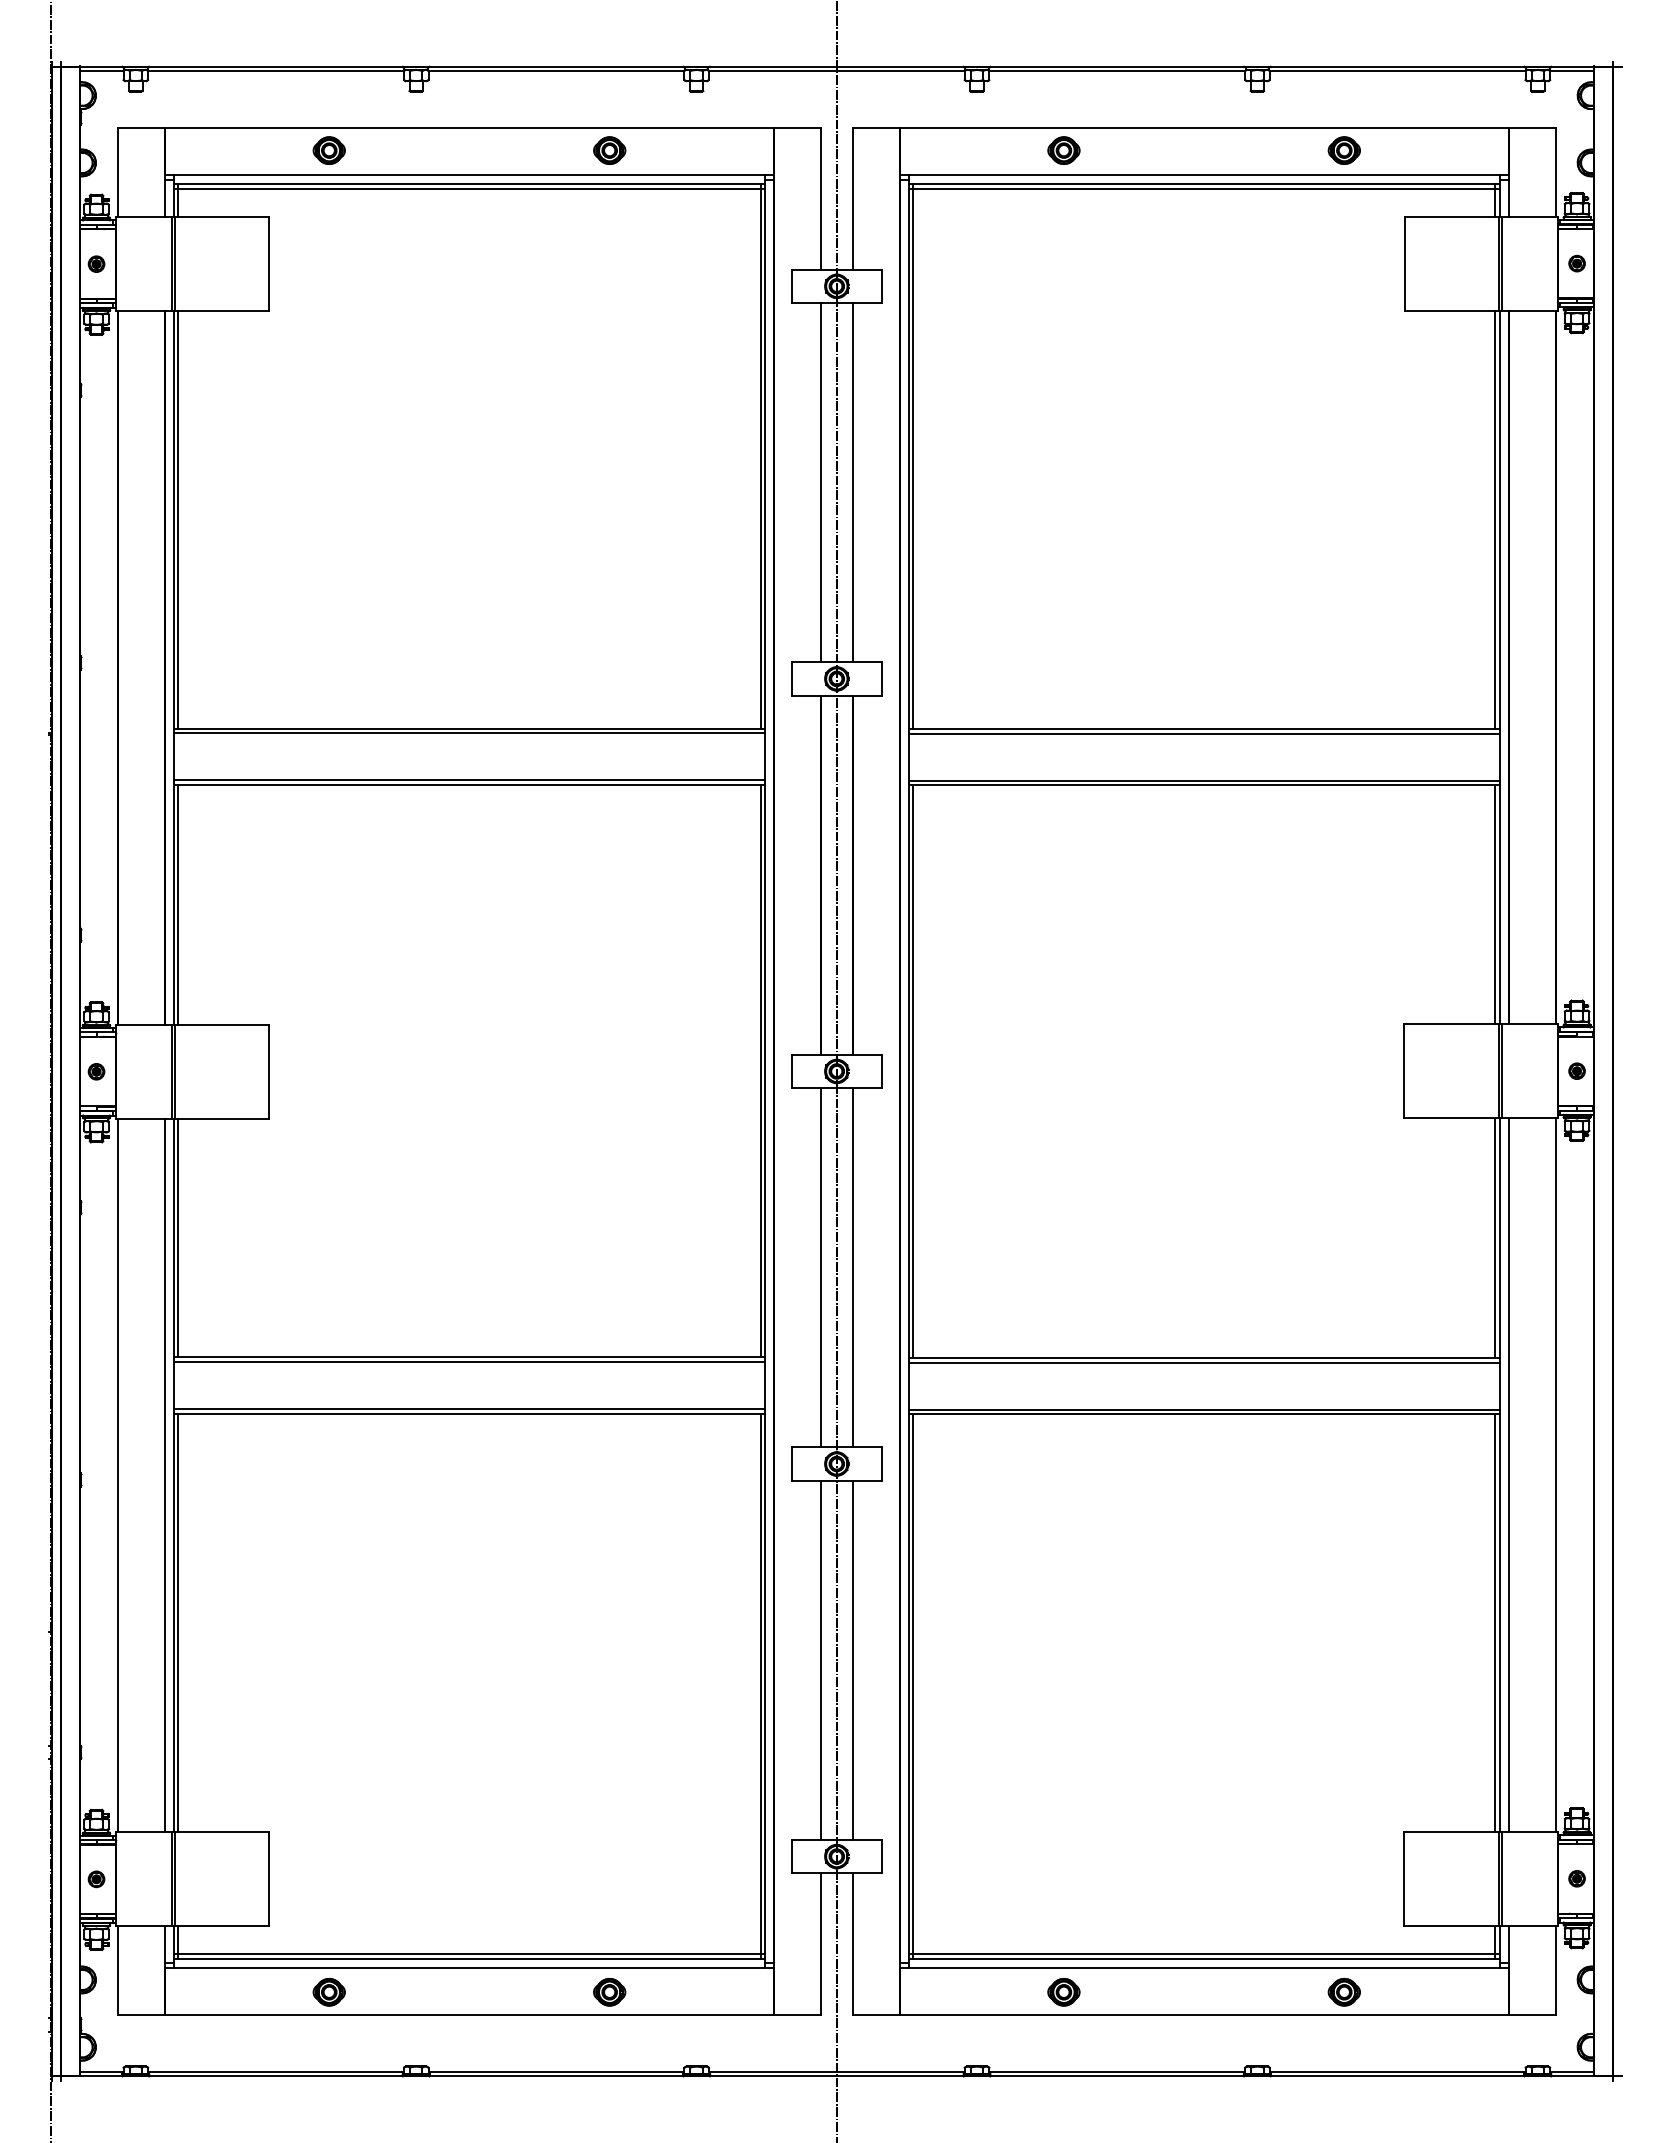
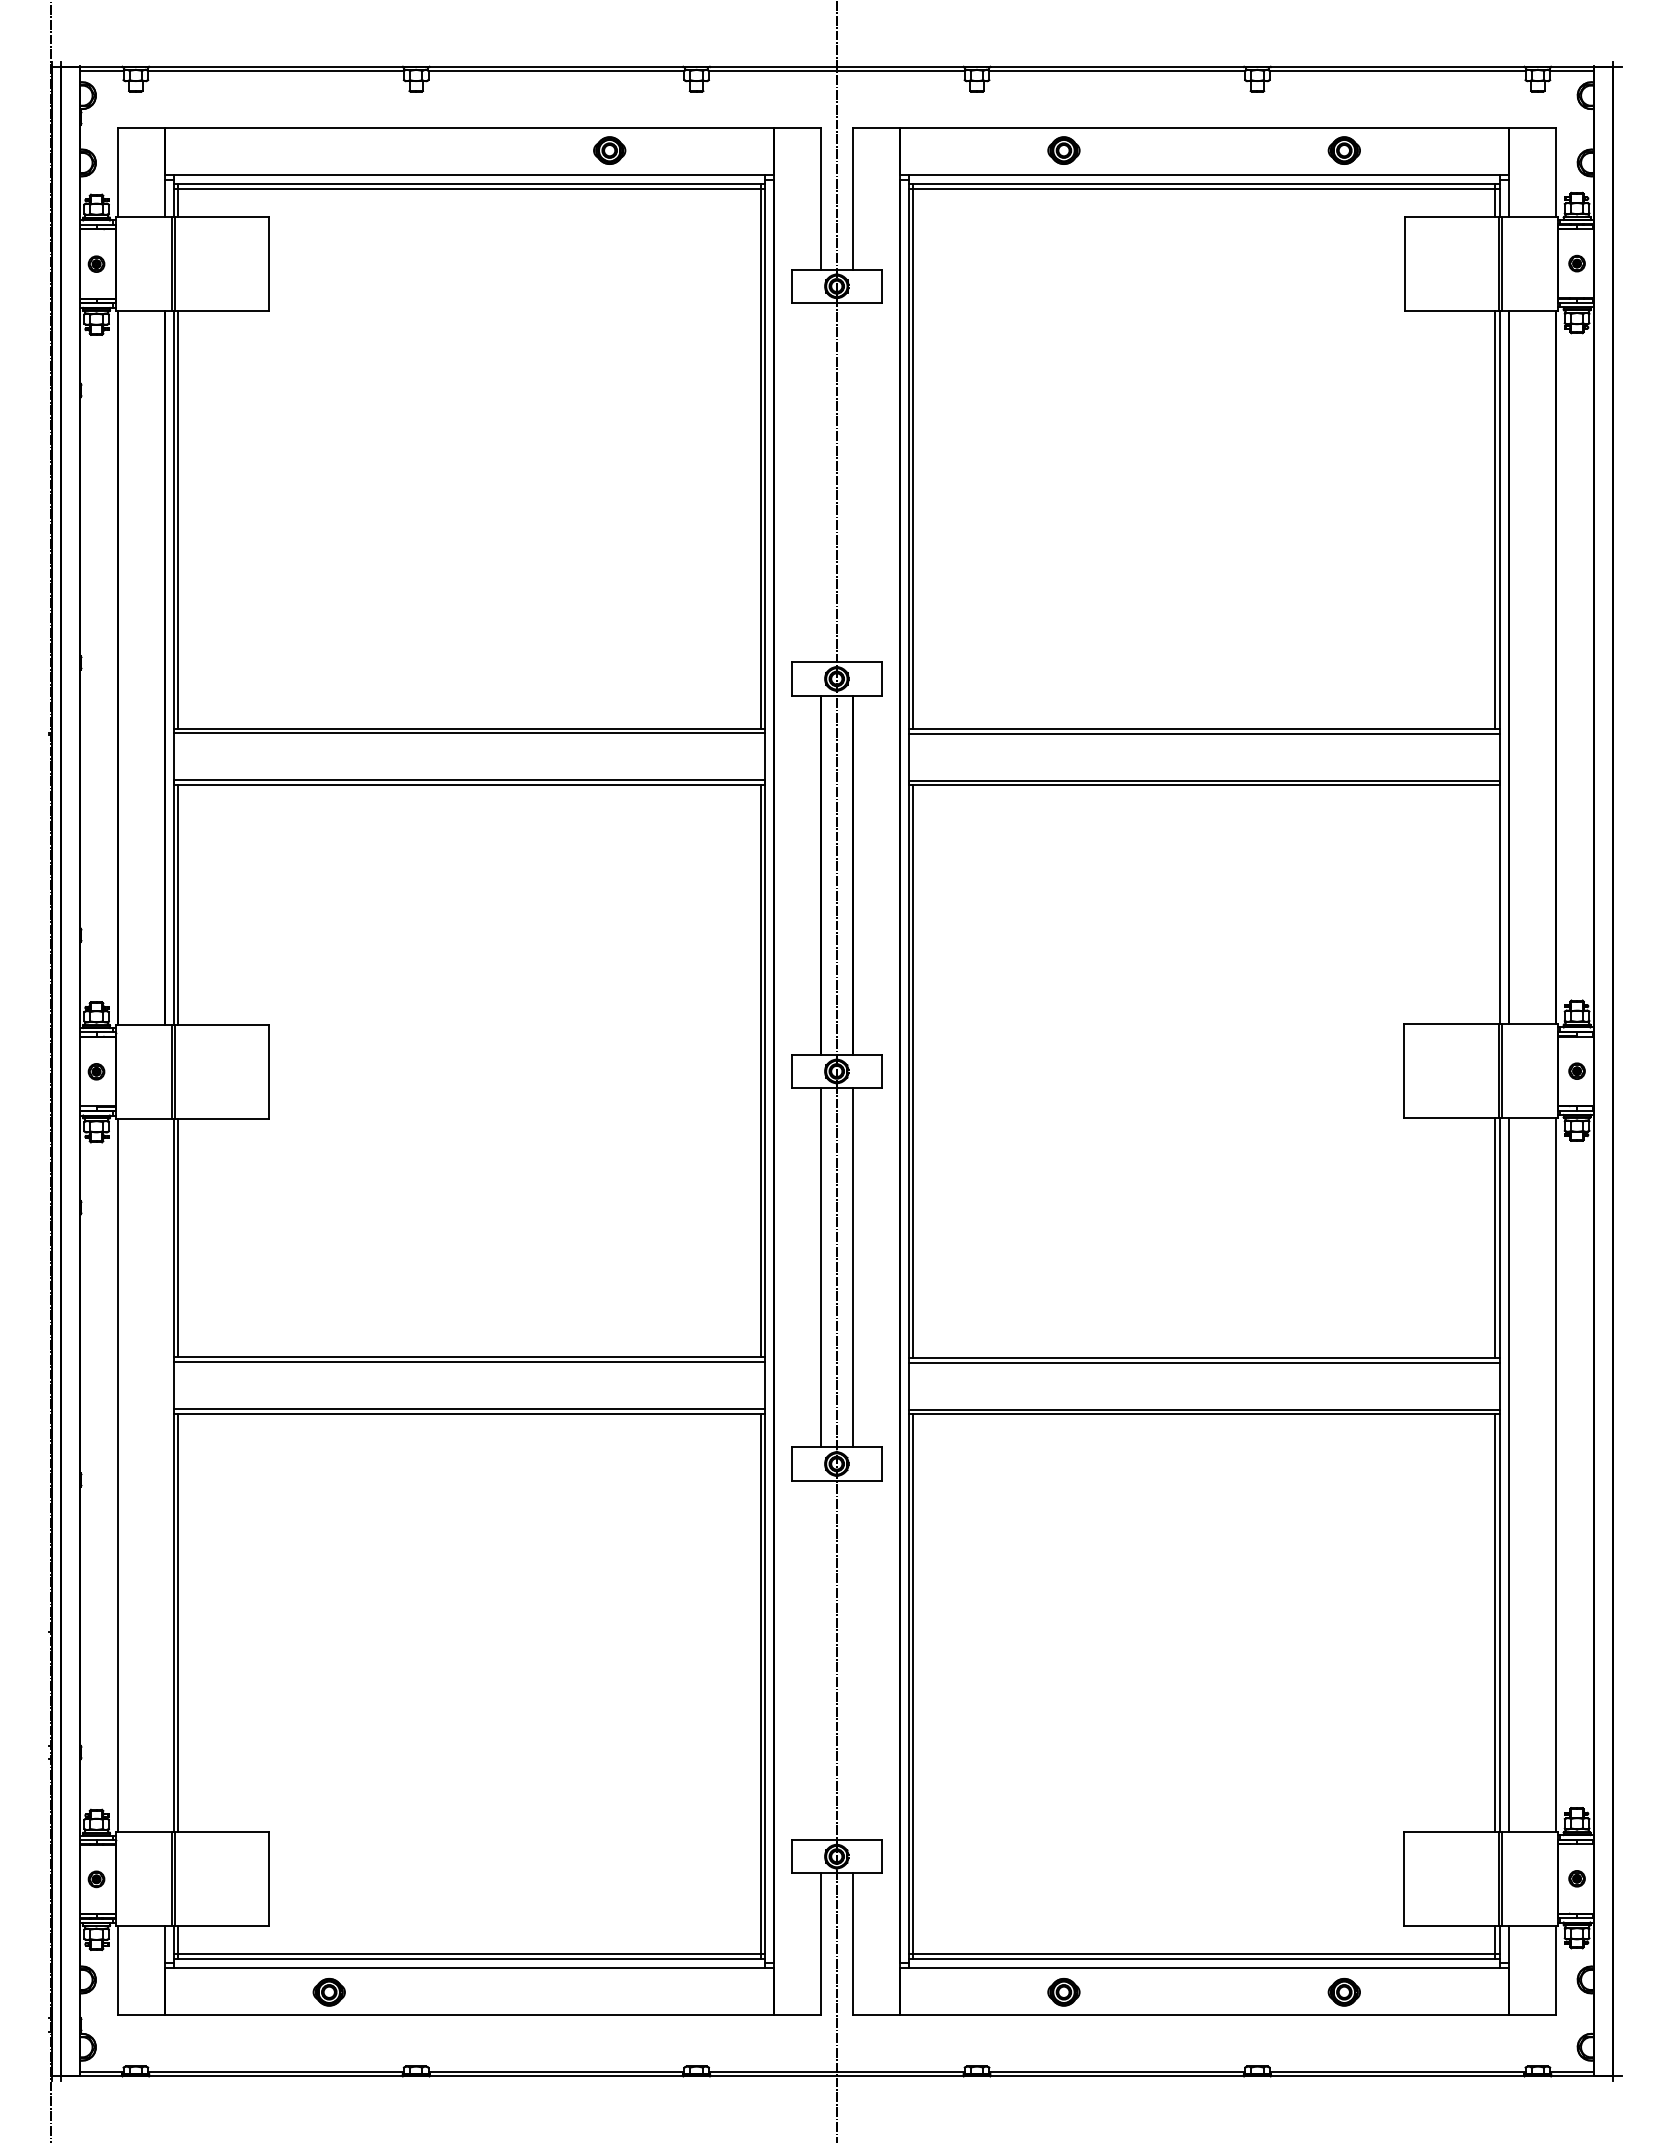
part: present -> none (328, 150)
line: present -> none (821, 482)
line: present -> none (852, 482)
line: present -> none (1495, 904)
line: present -> none (164, 1475)
line: present -> none (821, 1659)
line: present -> none (852, 1659)
part: present -> none (609, 1992)
